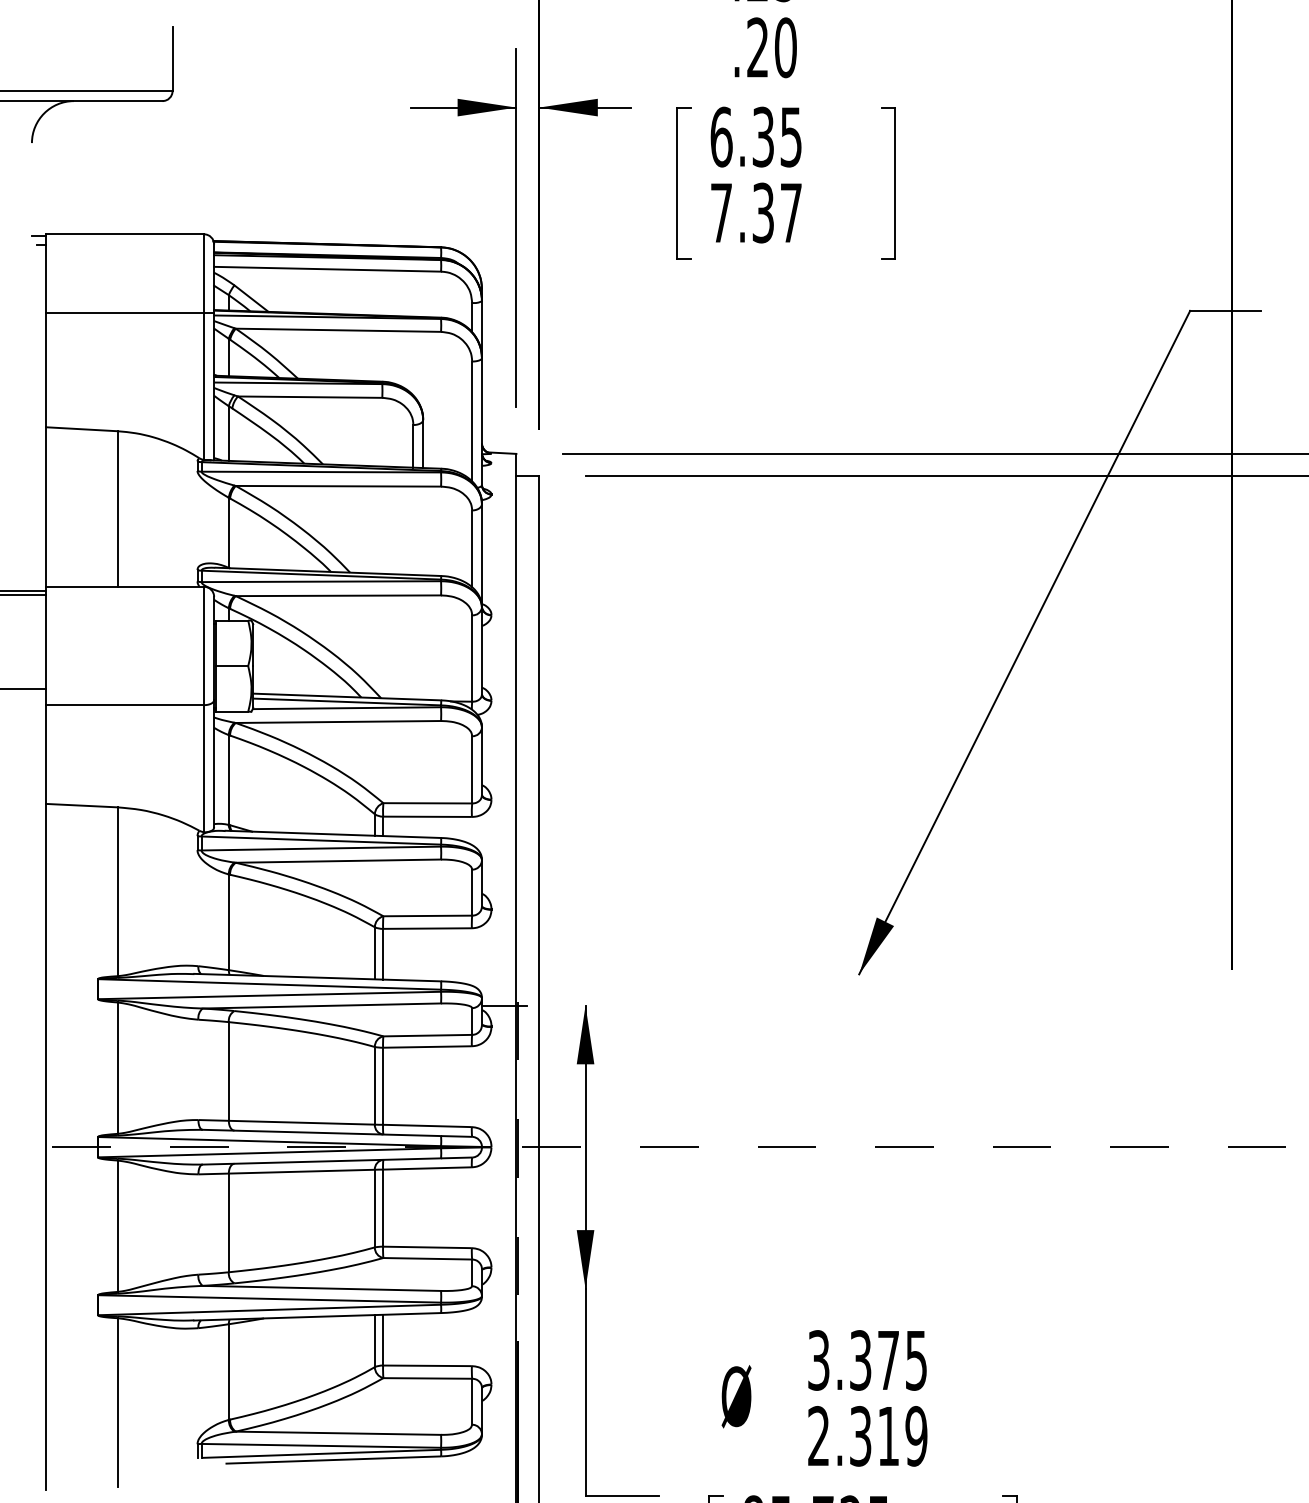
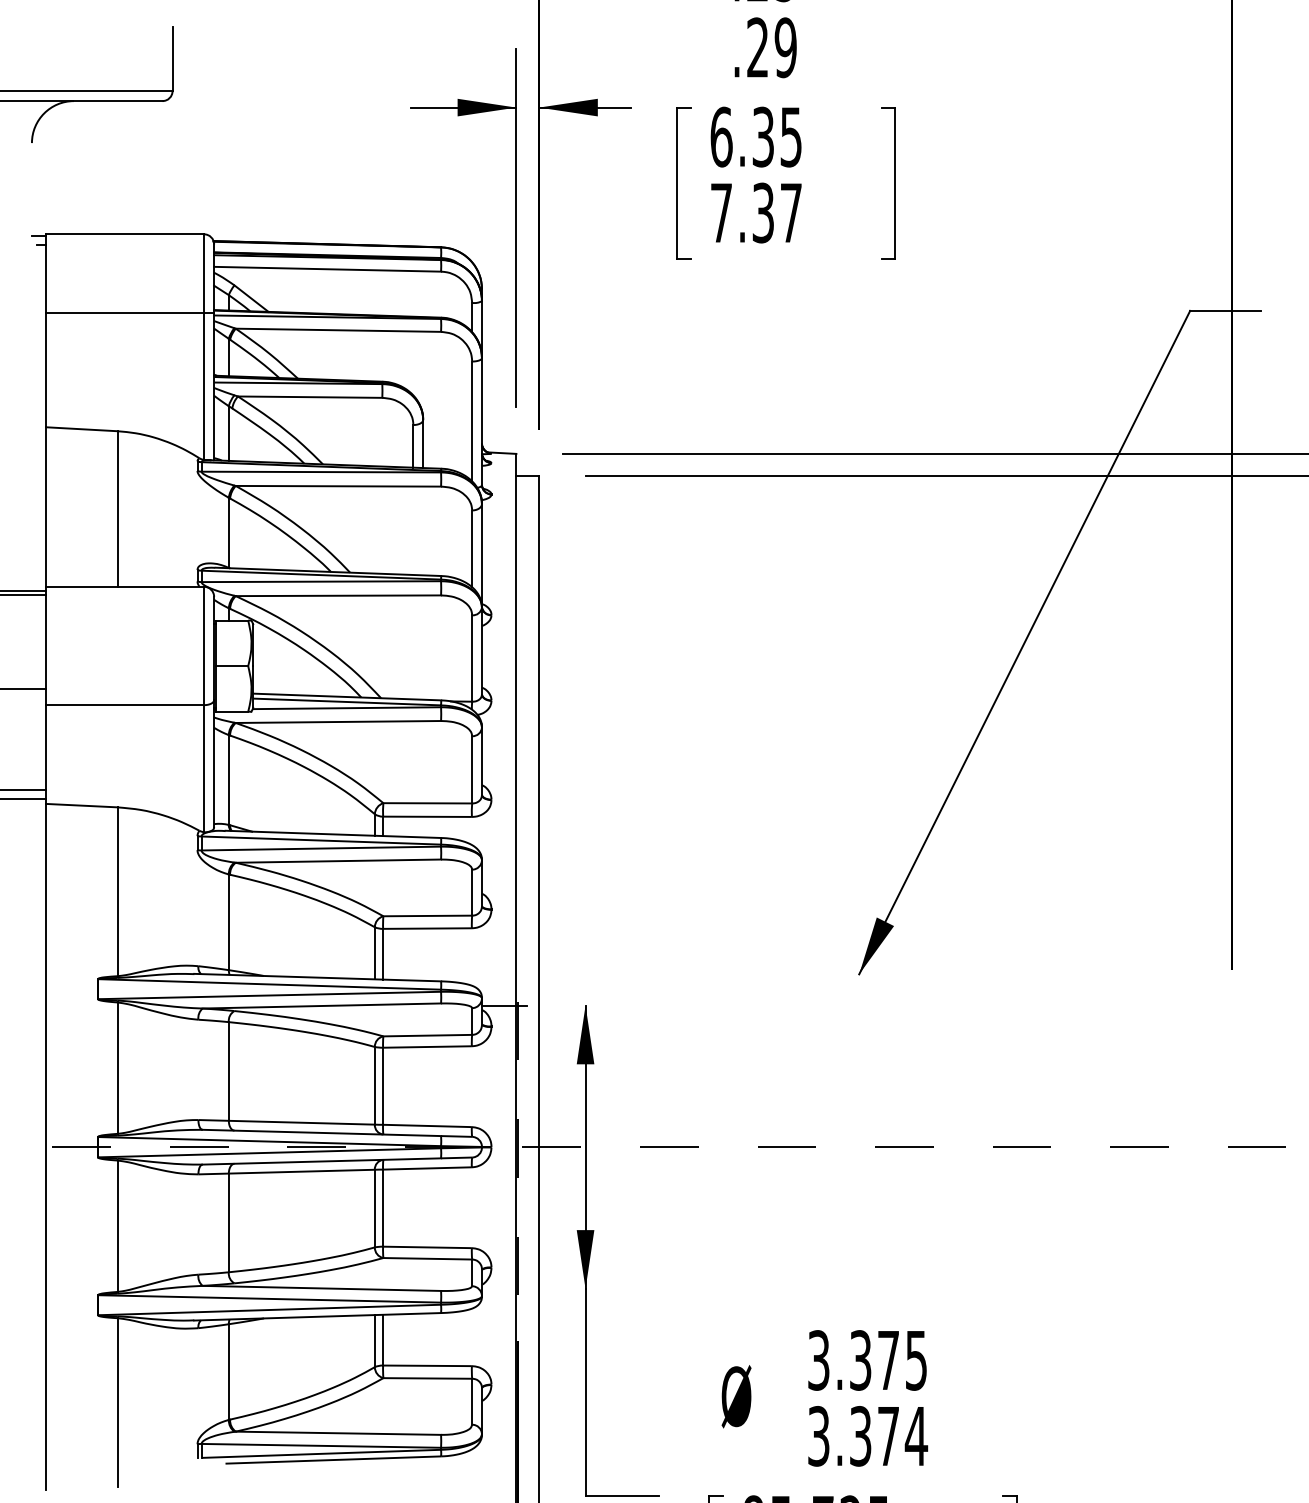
text: .20 -> .29 (785, 47)
line: none -> present (24, 790)
line: none -> present (24, 798)
text: 2.319 -> 3.374 (868, 1436)
